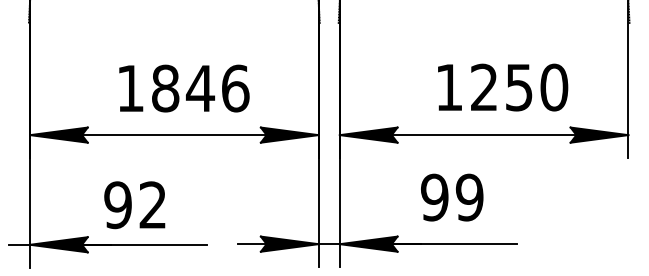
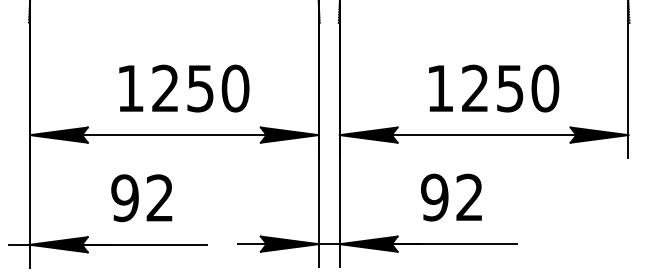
text position: (503, 87) -> (494, 88) (494, 88)
text: 1846 -> 1250 (200, 88)
text: 99 -> 92 (469, 197)
text position: (134, 205) -> (141, 198) (141, 198)
